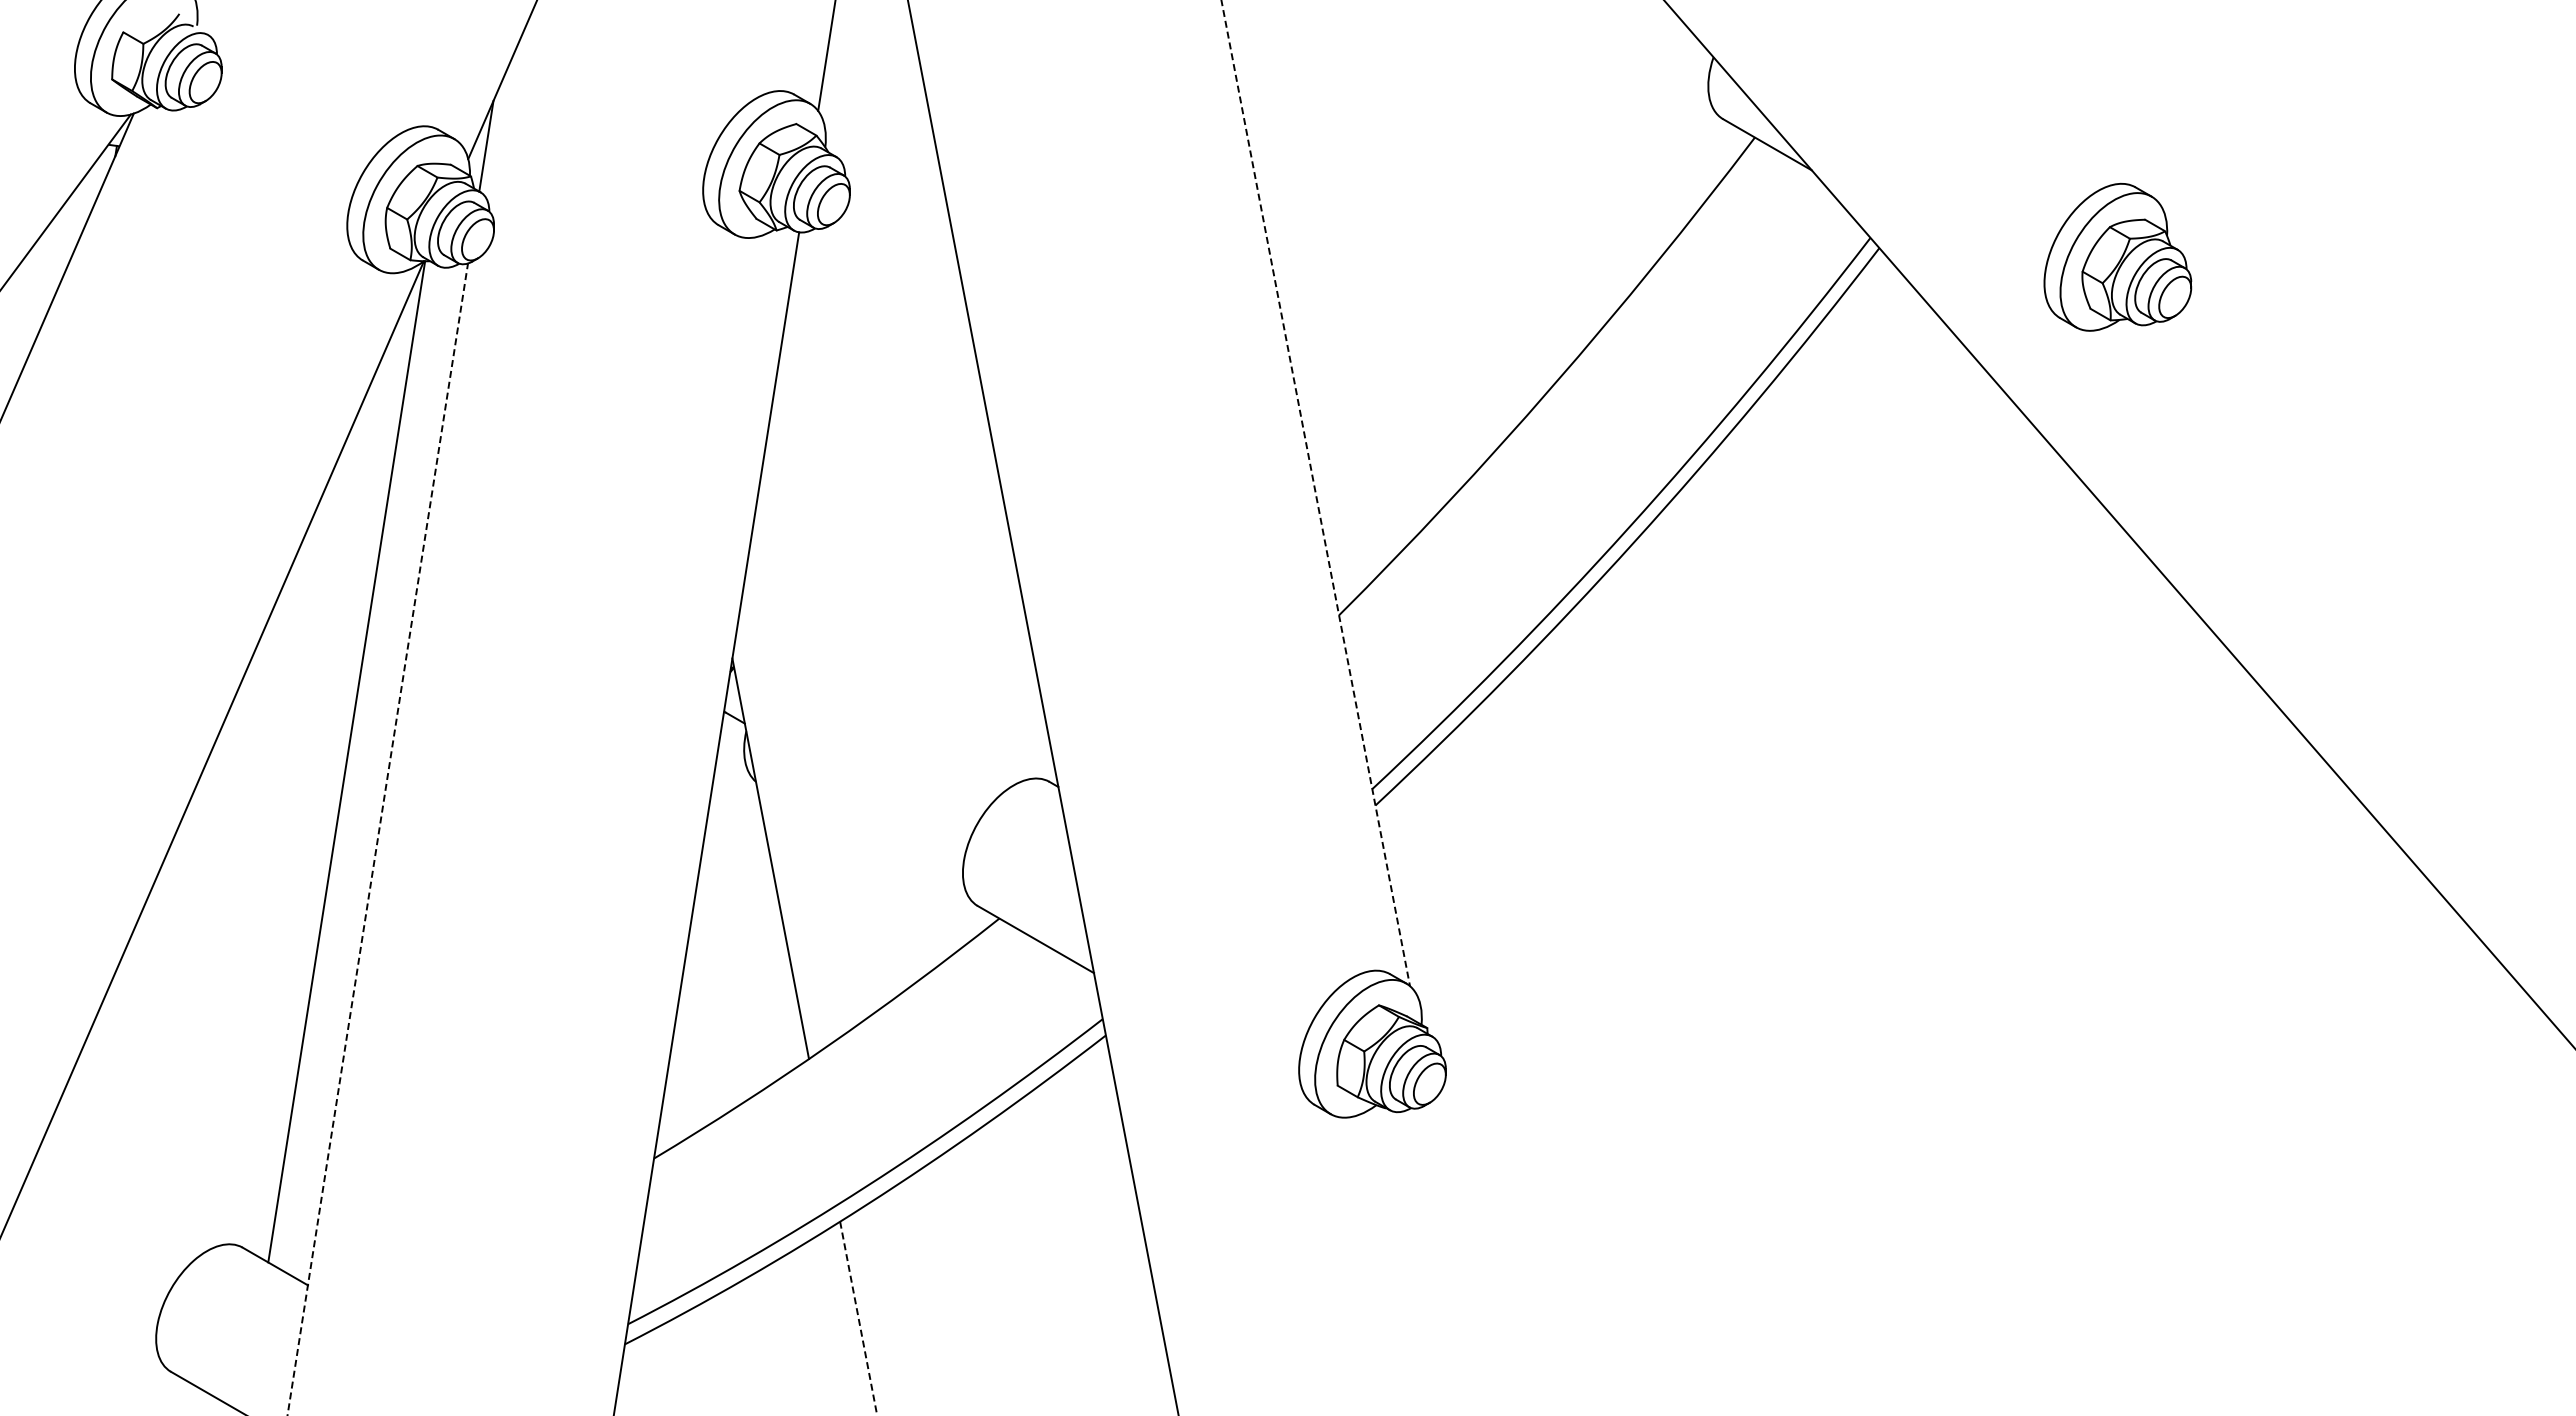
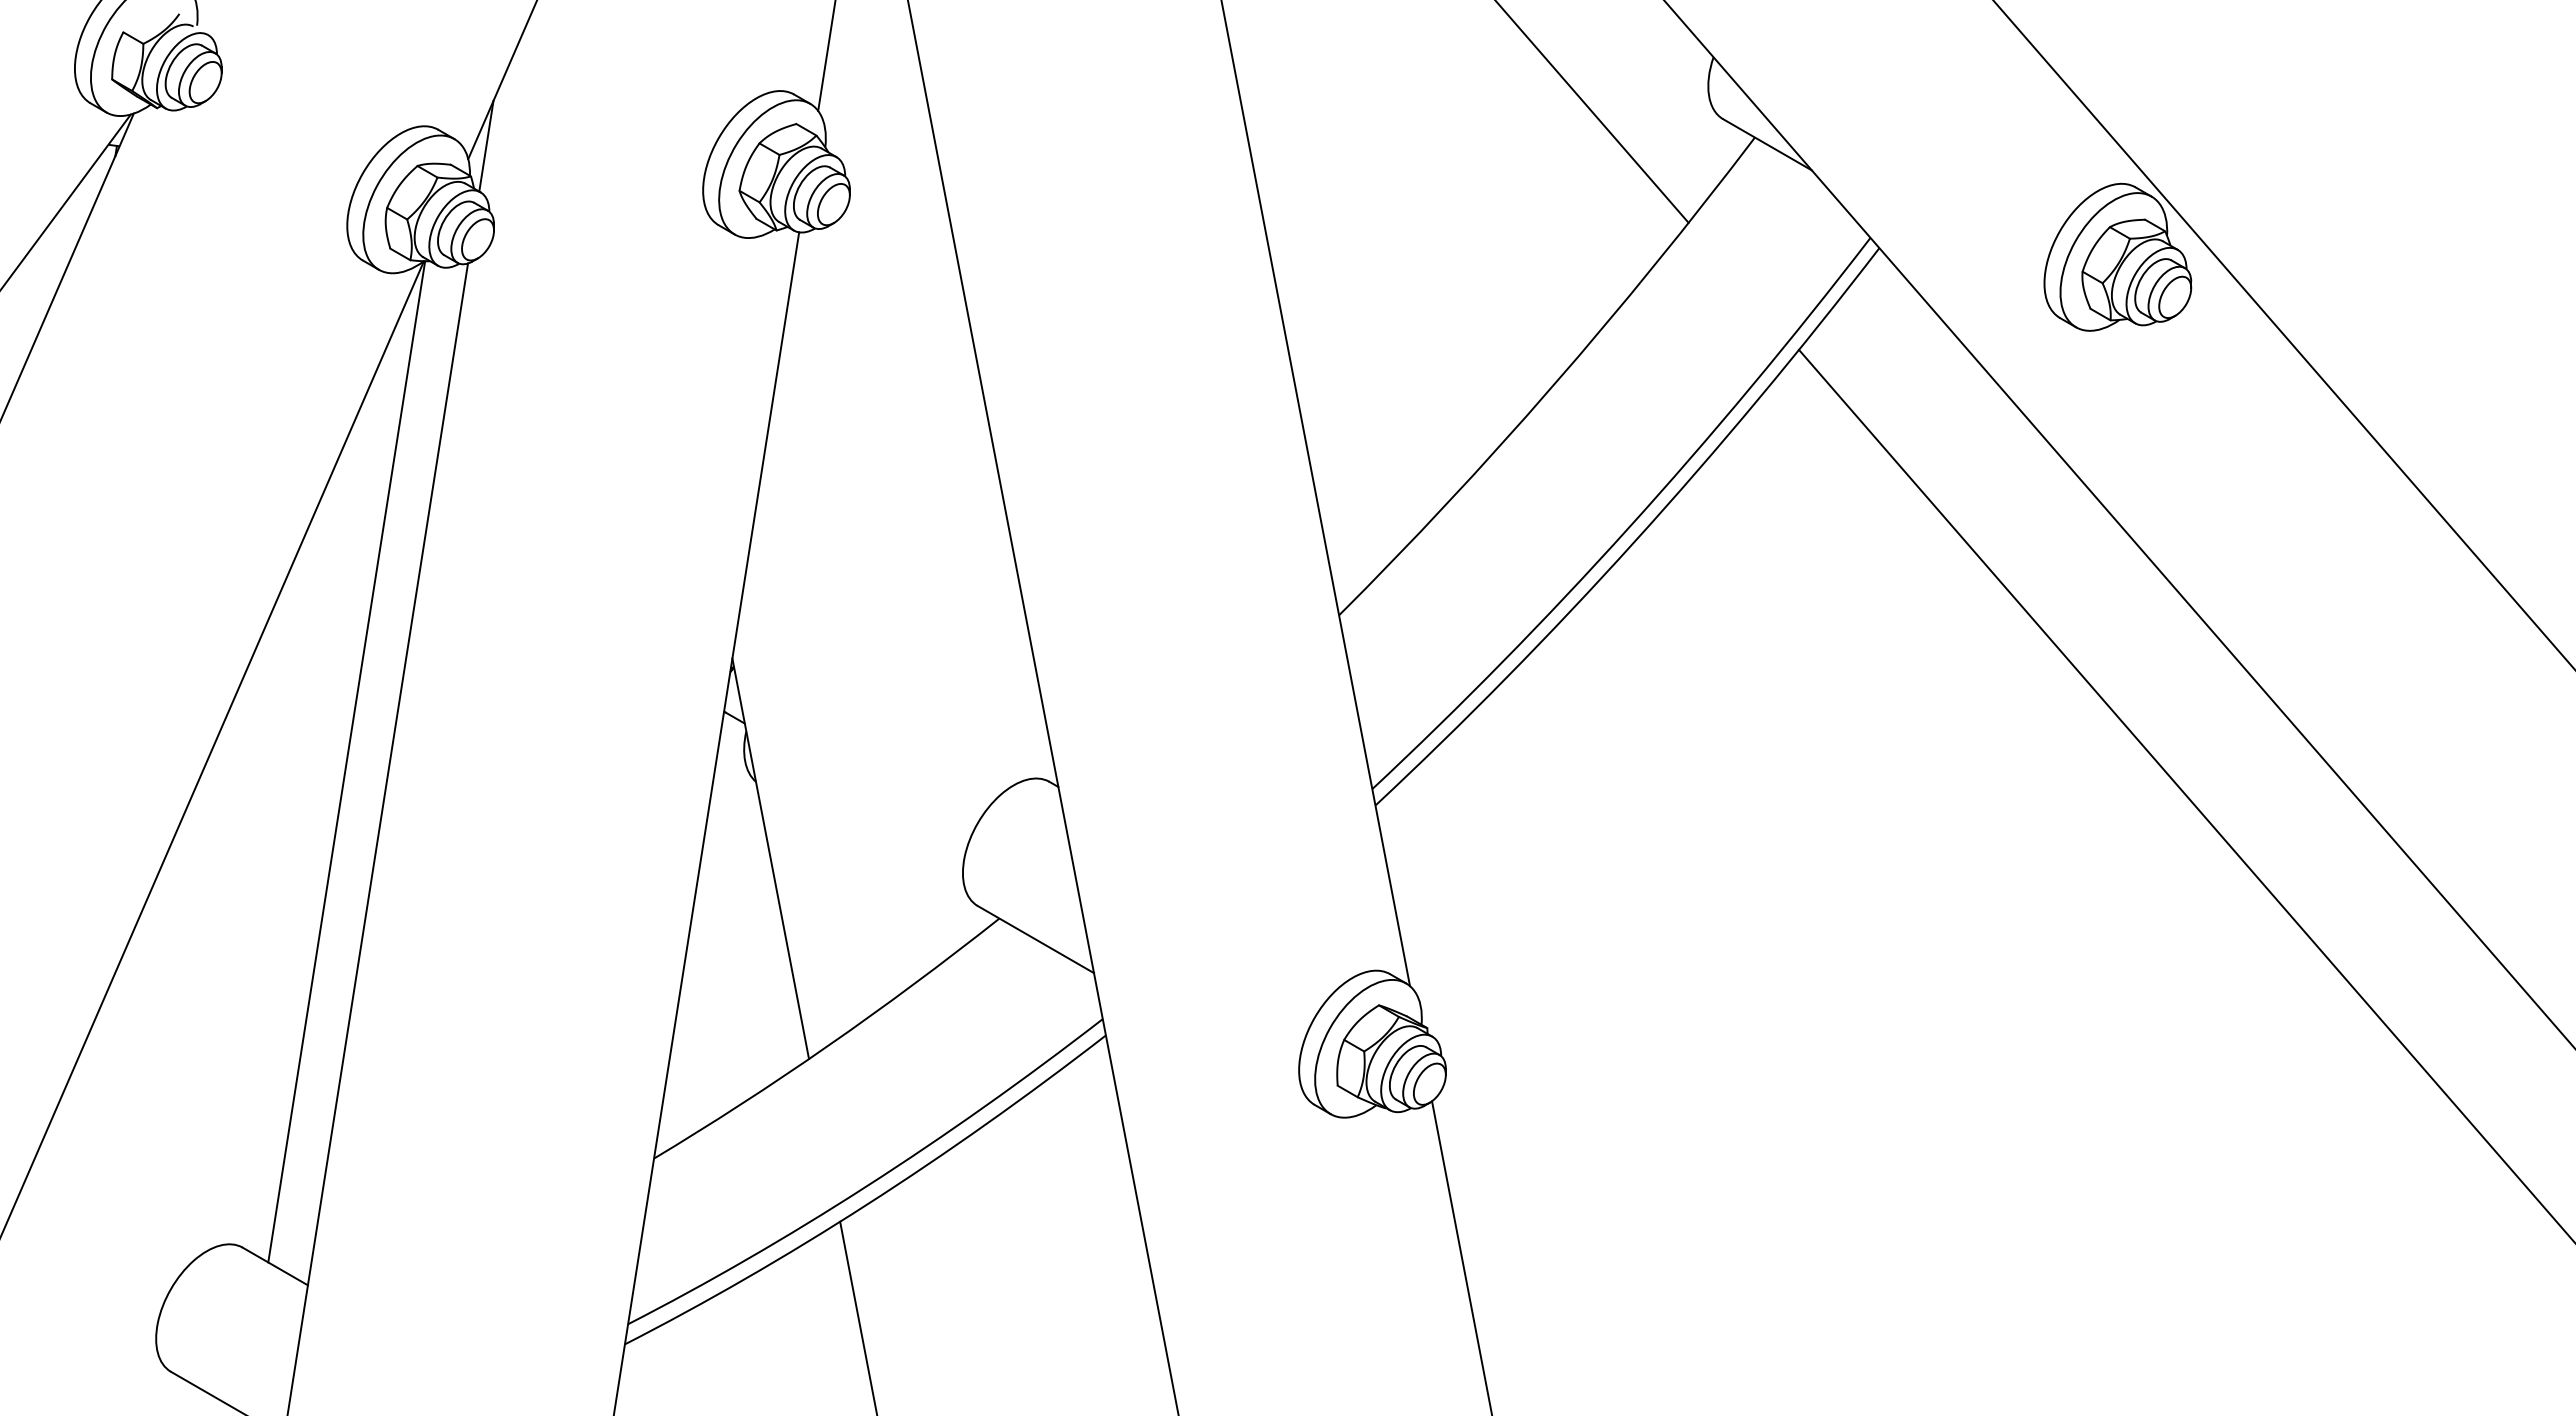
line: none -> present (1592, 112)
line: none -> present (2283, 334)
line: dashed -> solid (1315, 493)
line: none -> present (2185, 794)
line: dashed -> solid (377, 839)
line: none -> present (1461, 1256)
line: dashed -> solid (858, 1318)
